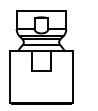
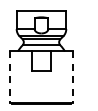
line: solid -> dashed (9, 77)
line: solid -> dashed (73, 77)
